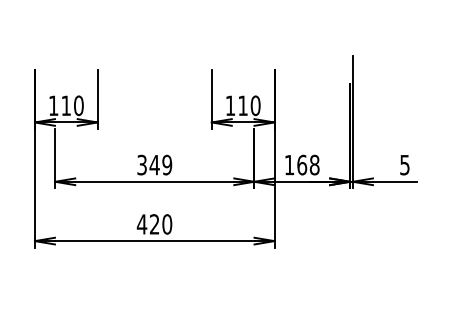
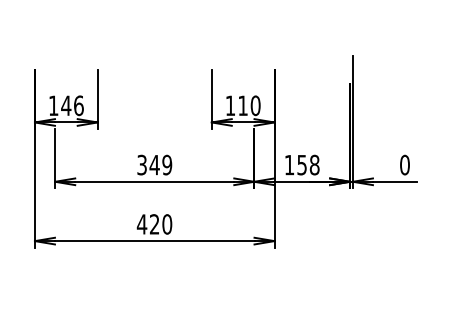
text: 110 -> 146 (72, 105)
text: 168 -> 158 (302, 164)
text: 5 -> 0 (404, 164)
